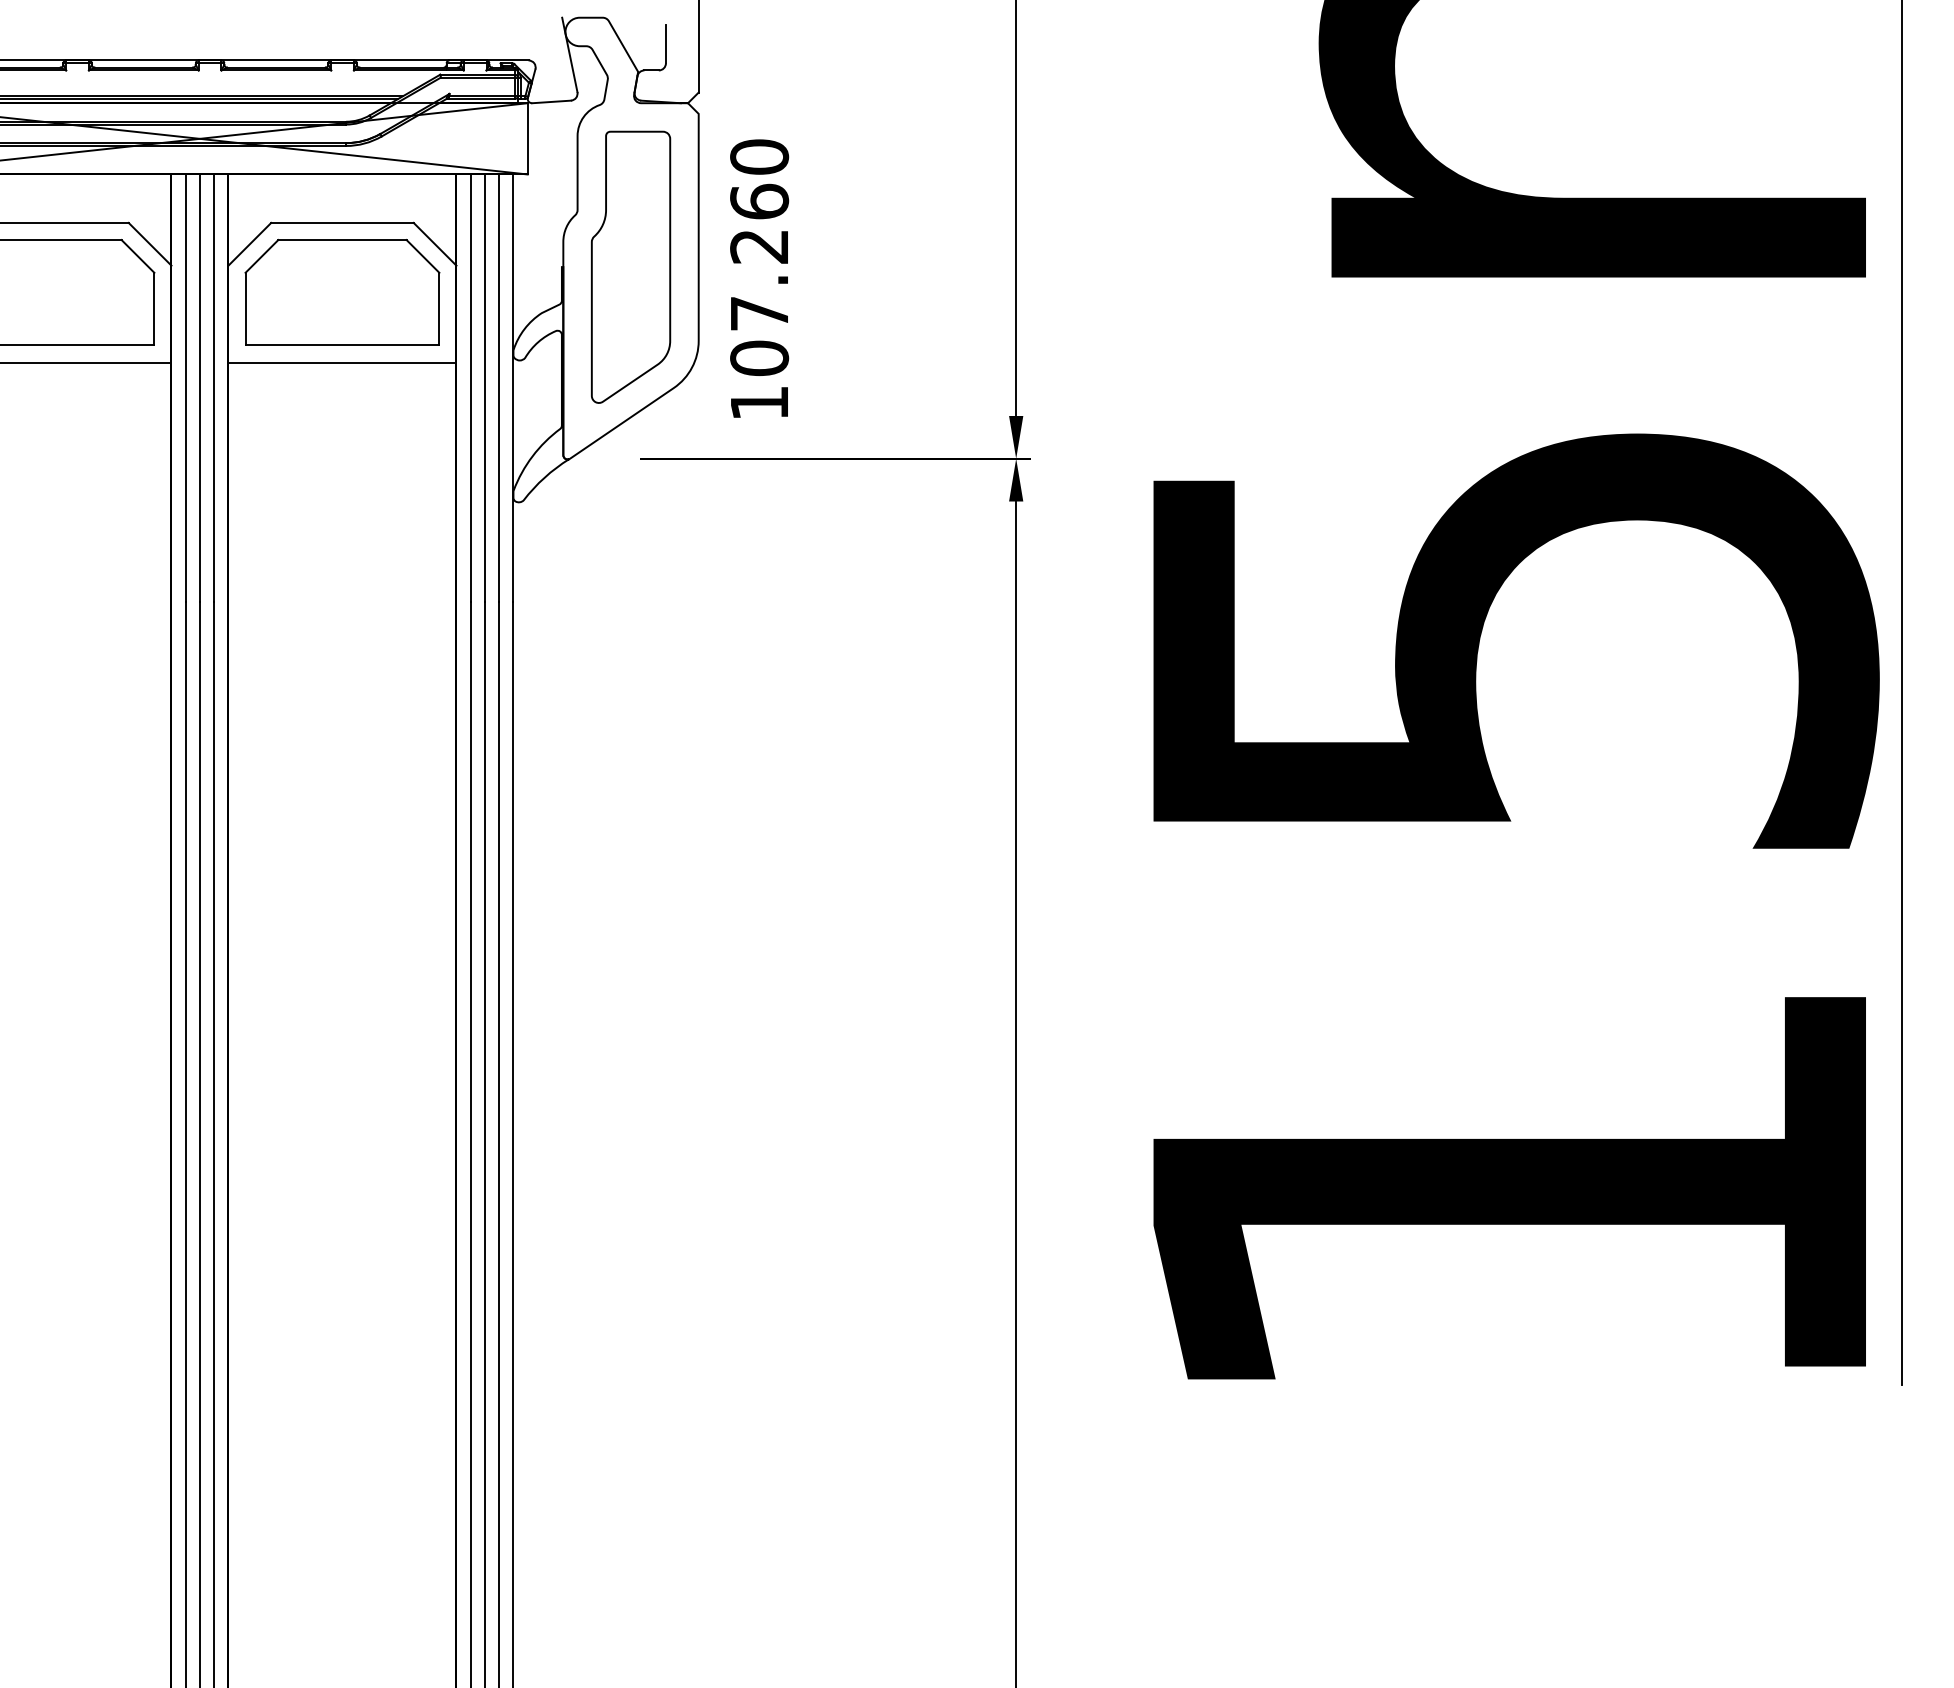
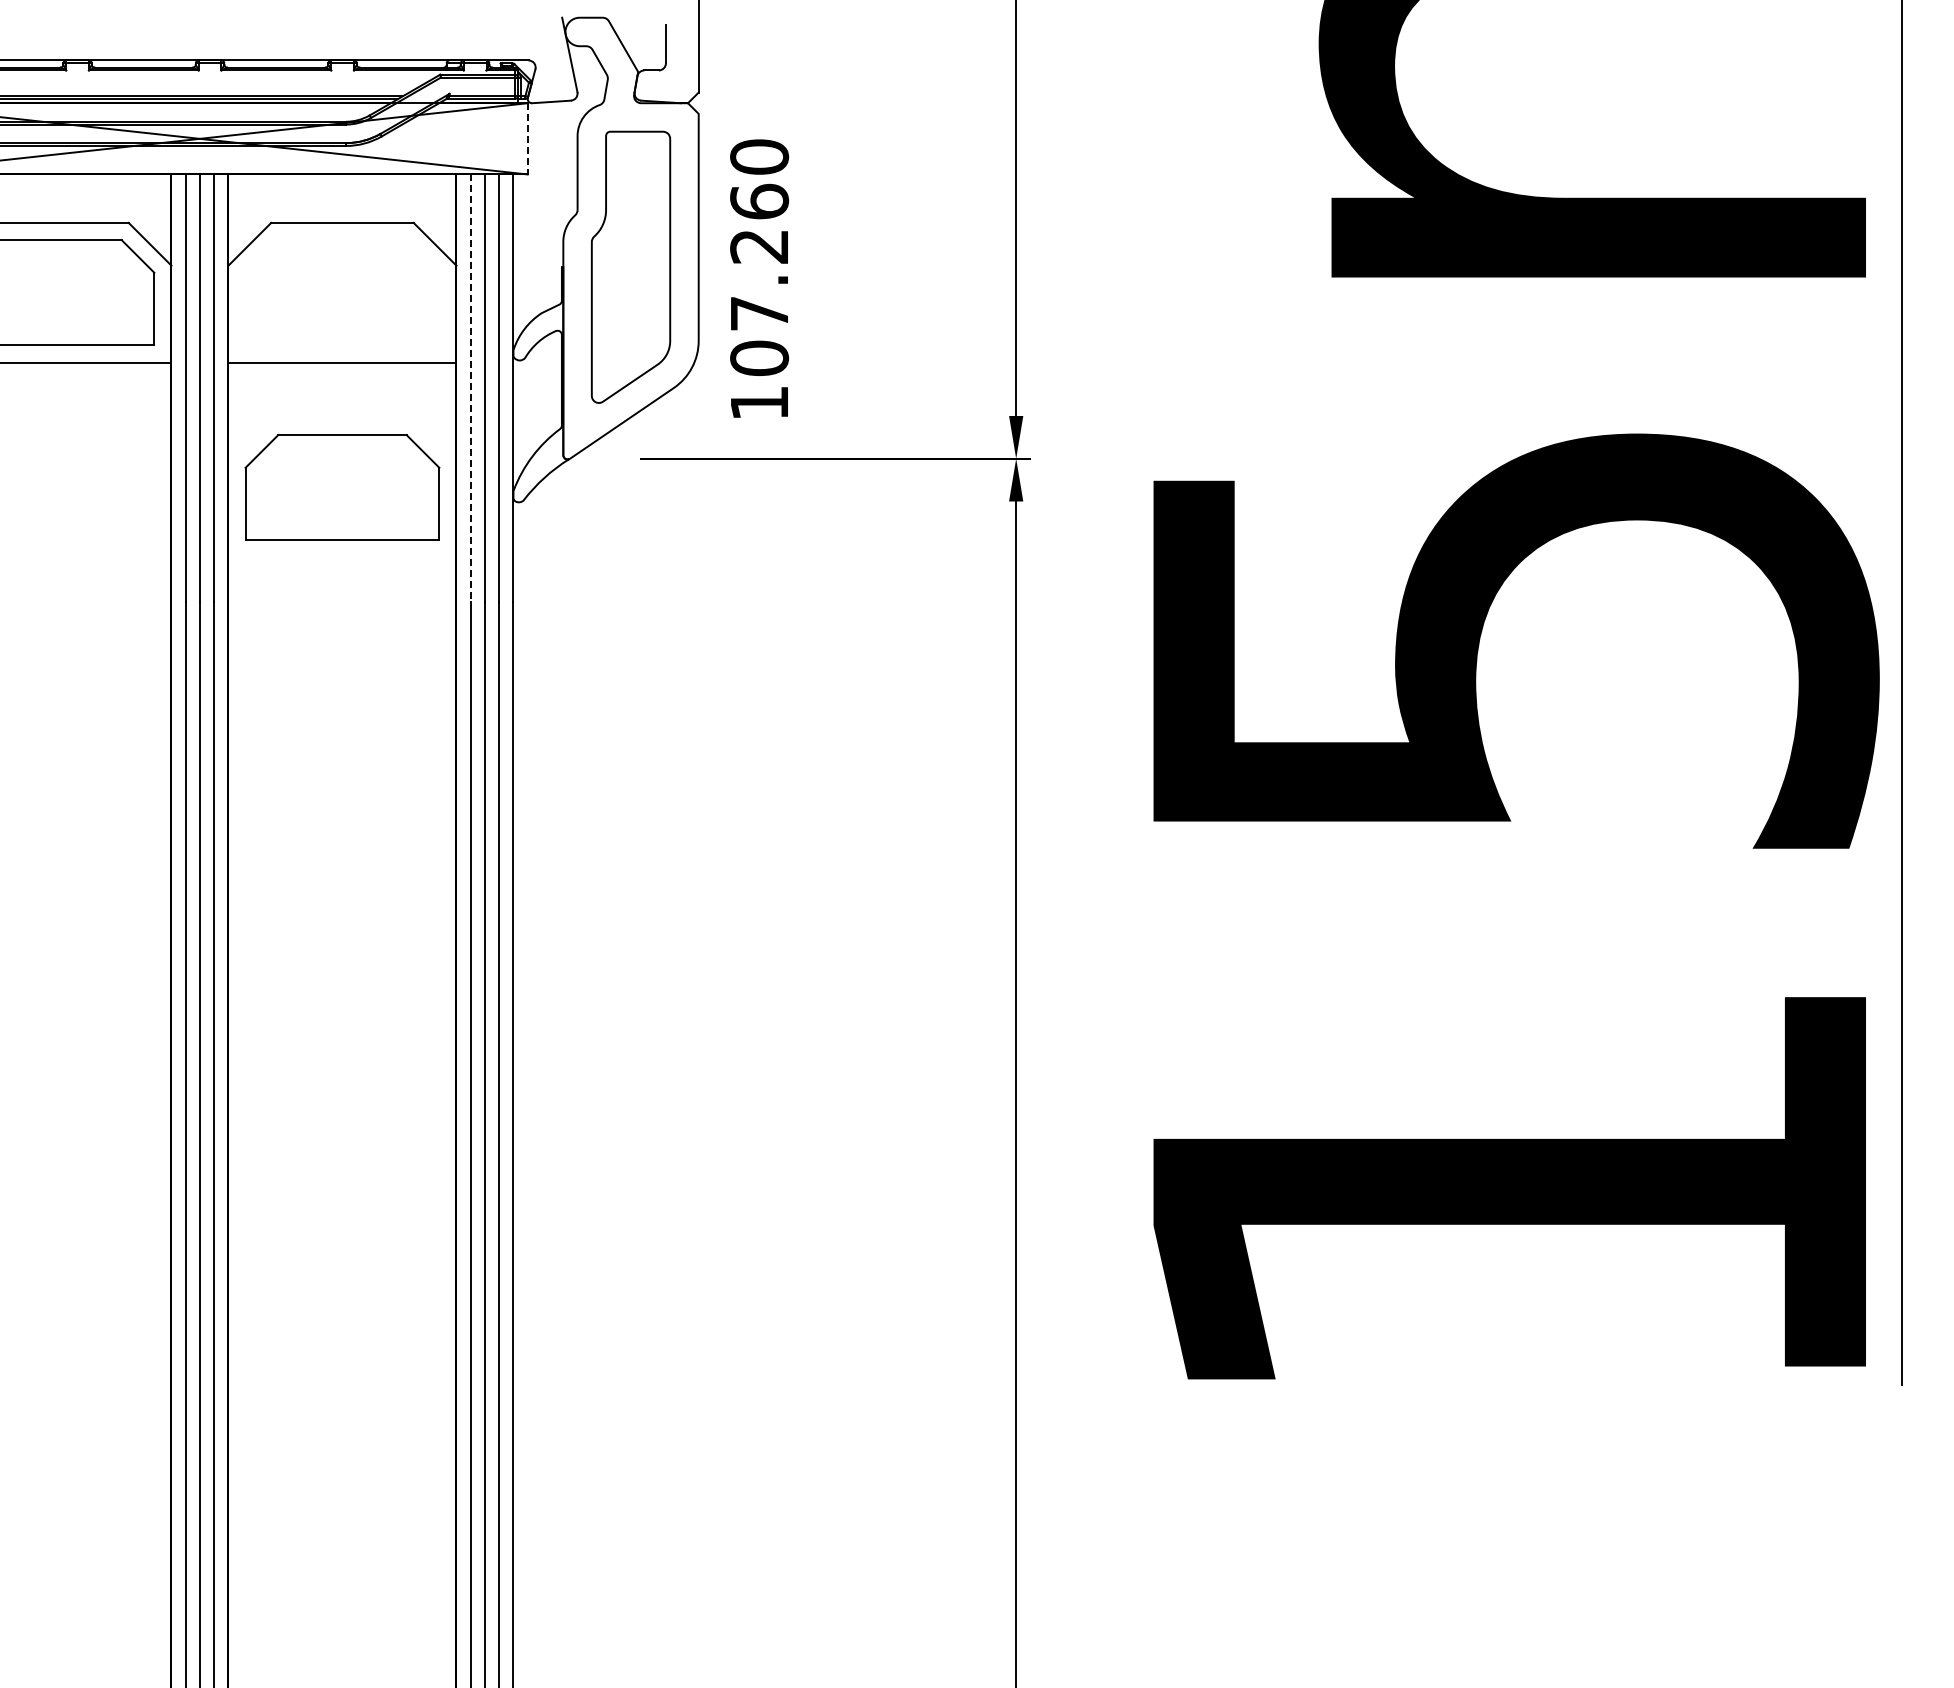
line: solid -> dashed (527, 138)
part position: (342, 292) -> (342, 487) (342, 487)
line: solid -> dashed (470, 388)
